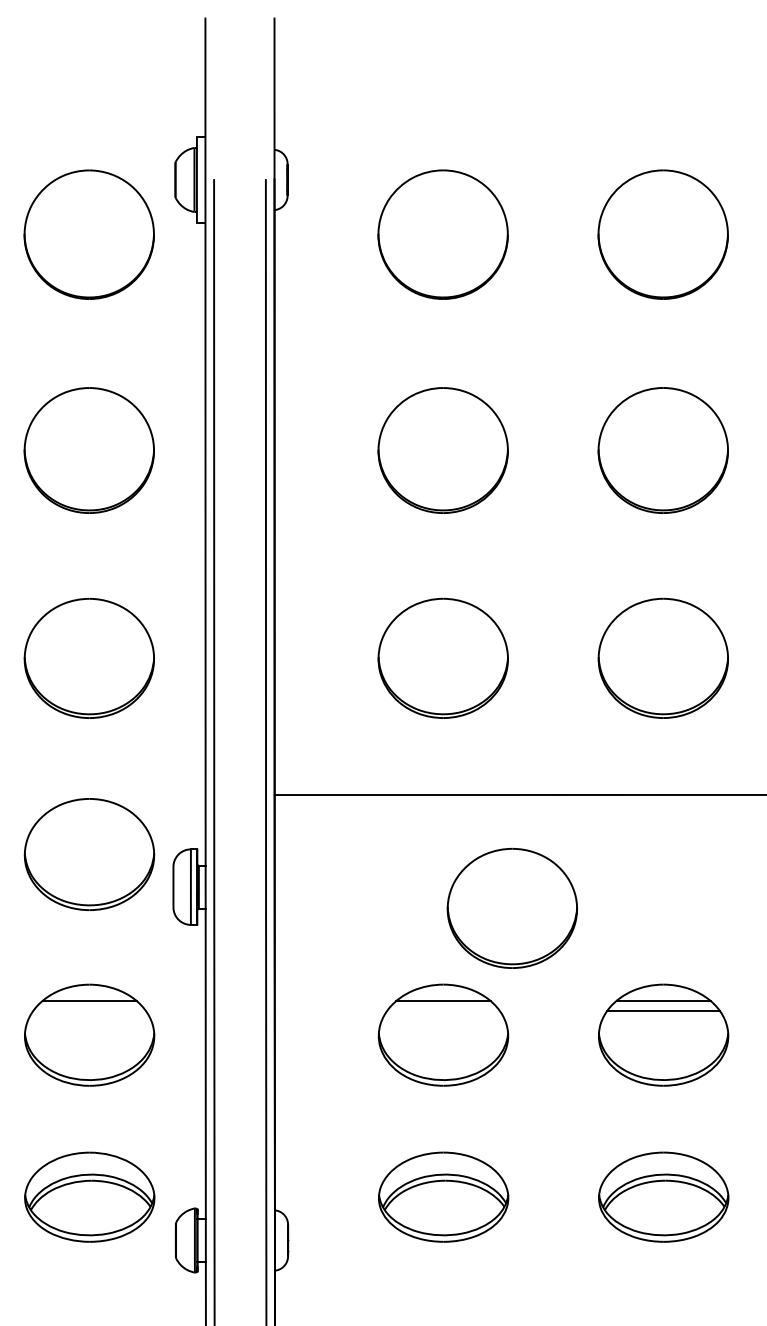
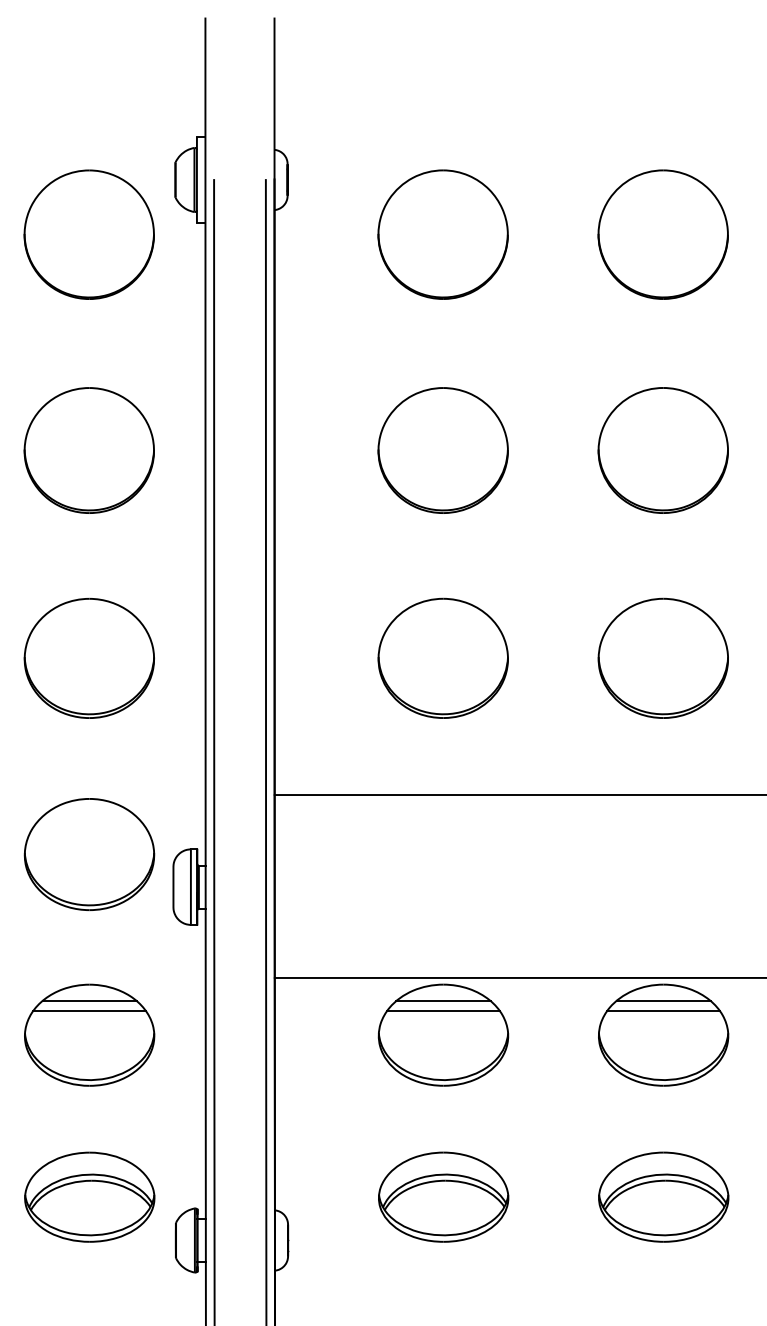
part: present -> none (511, 908)
line: none -> present (518, 977)
line: none -> present (89, 1010)
line: none -> present (443, 1010)
